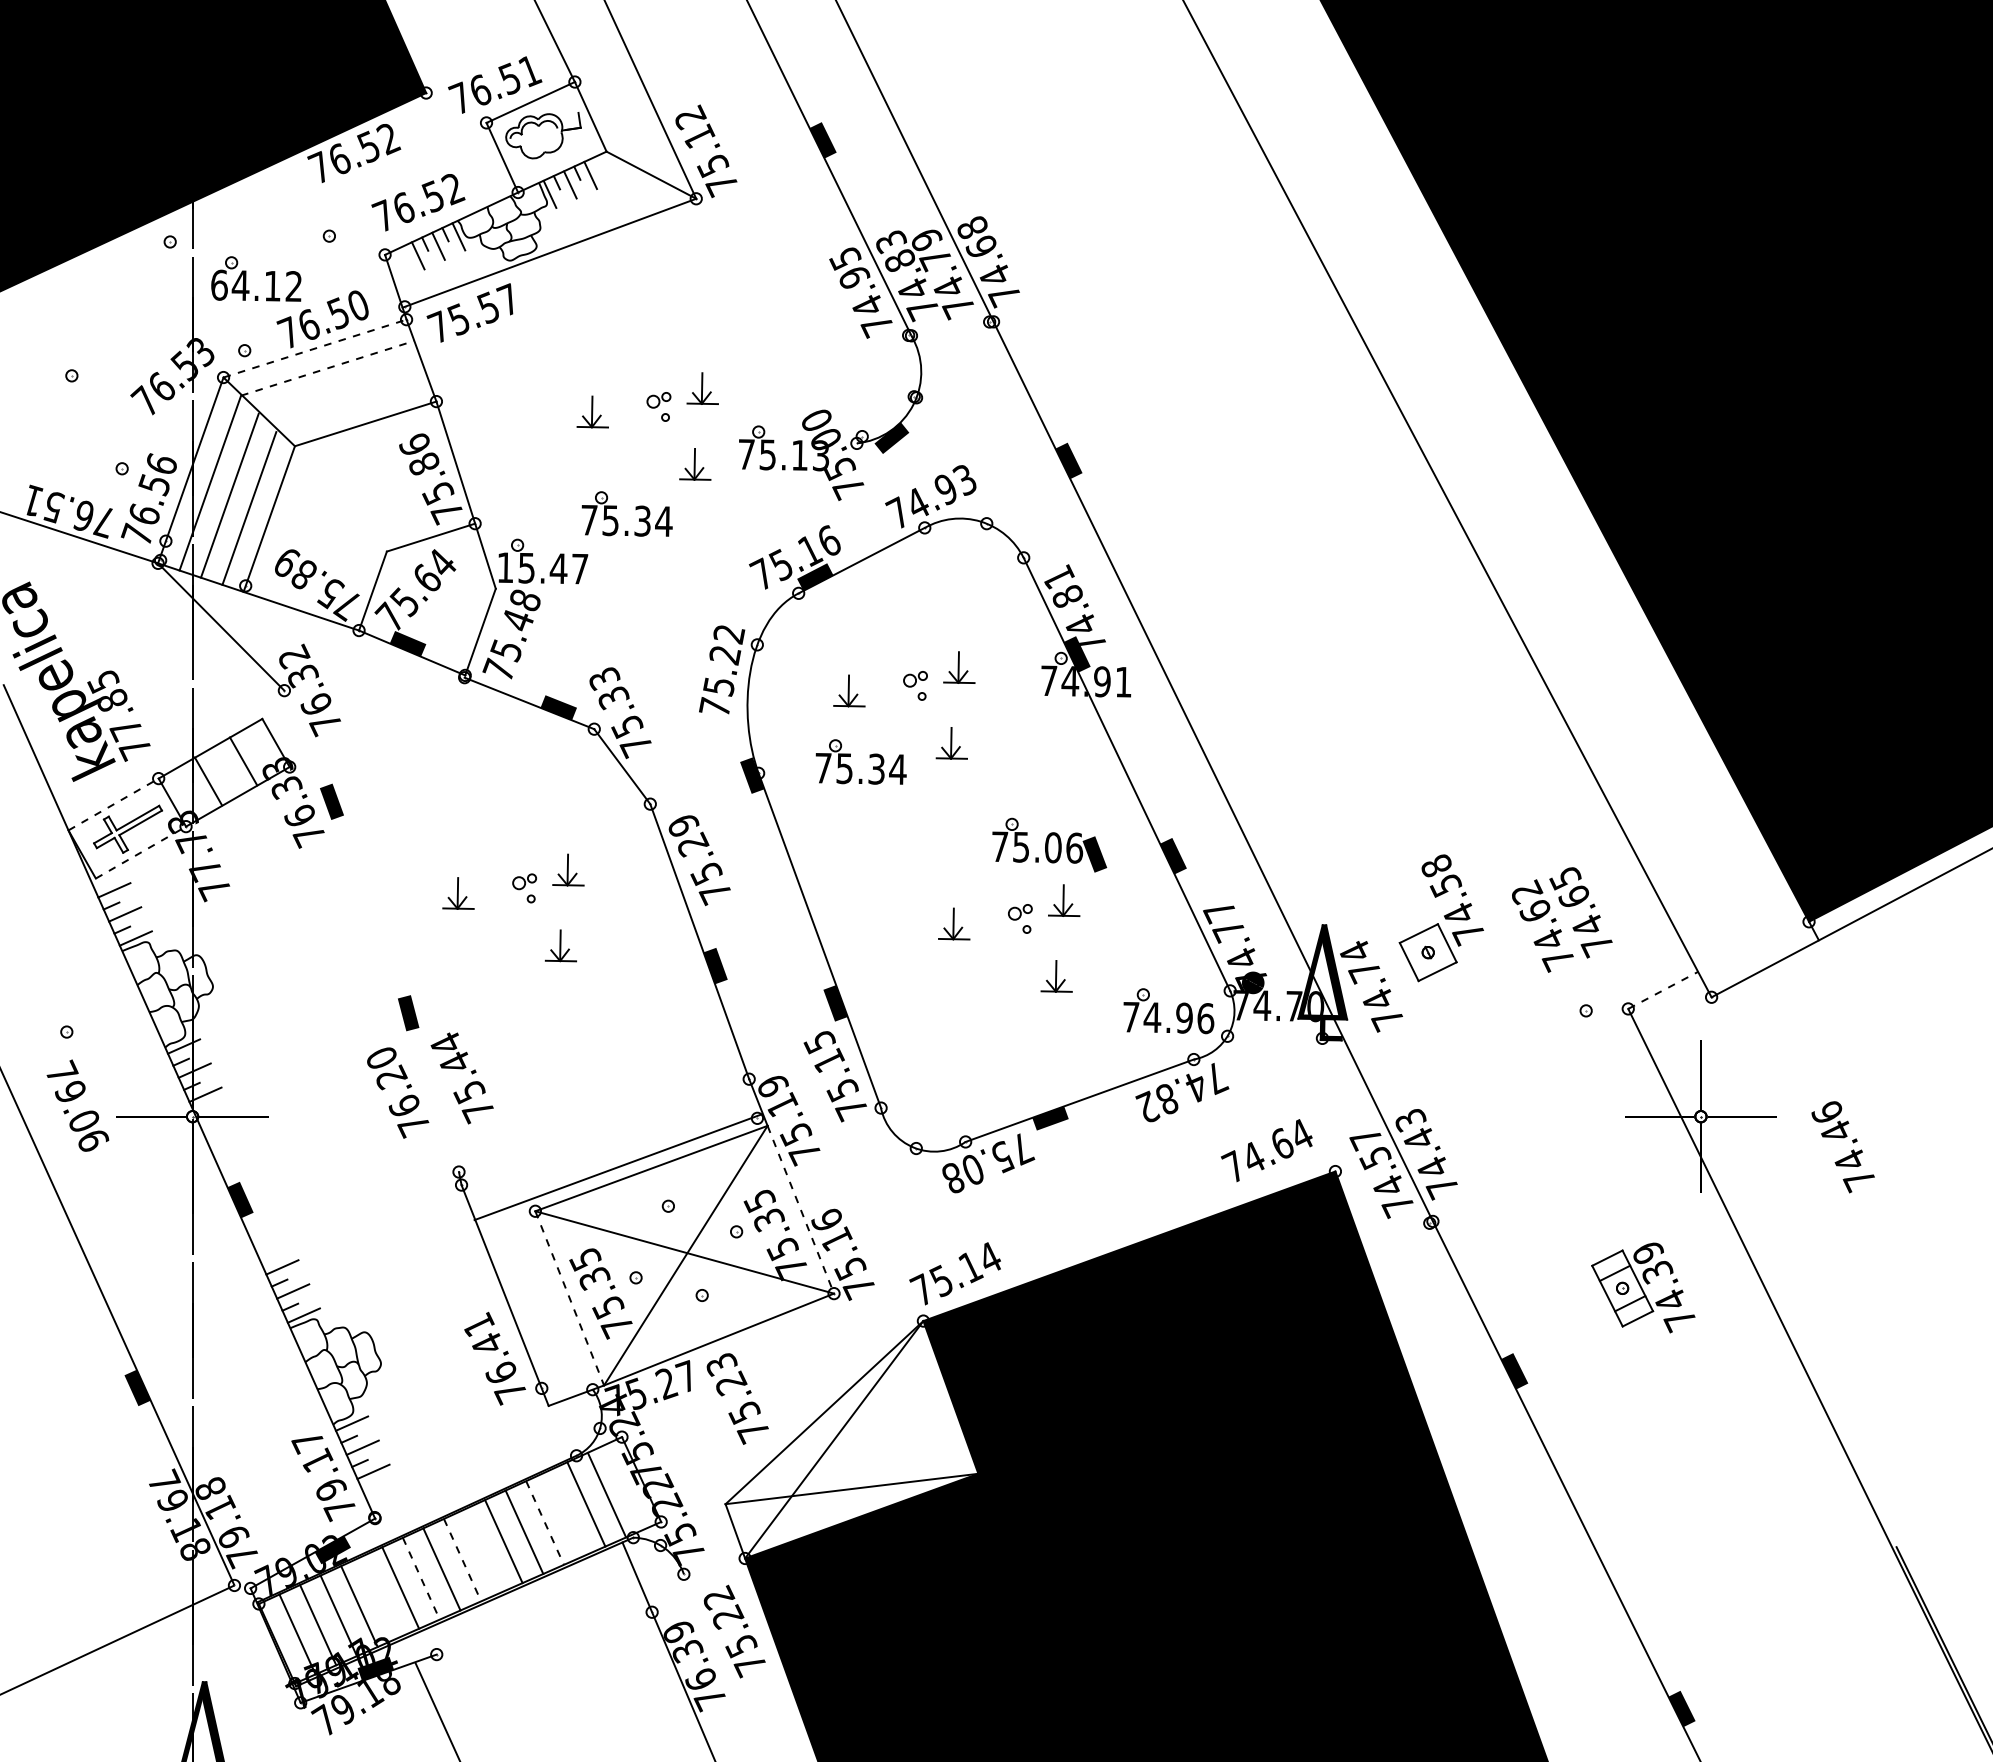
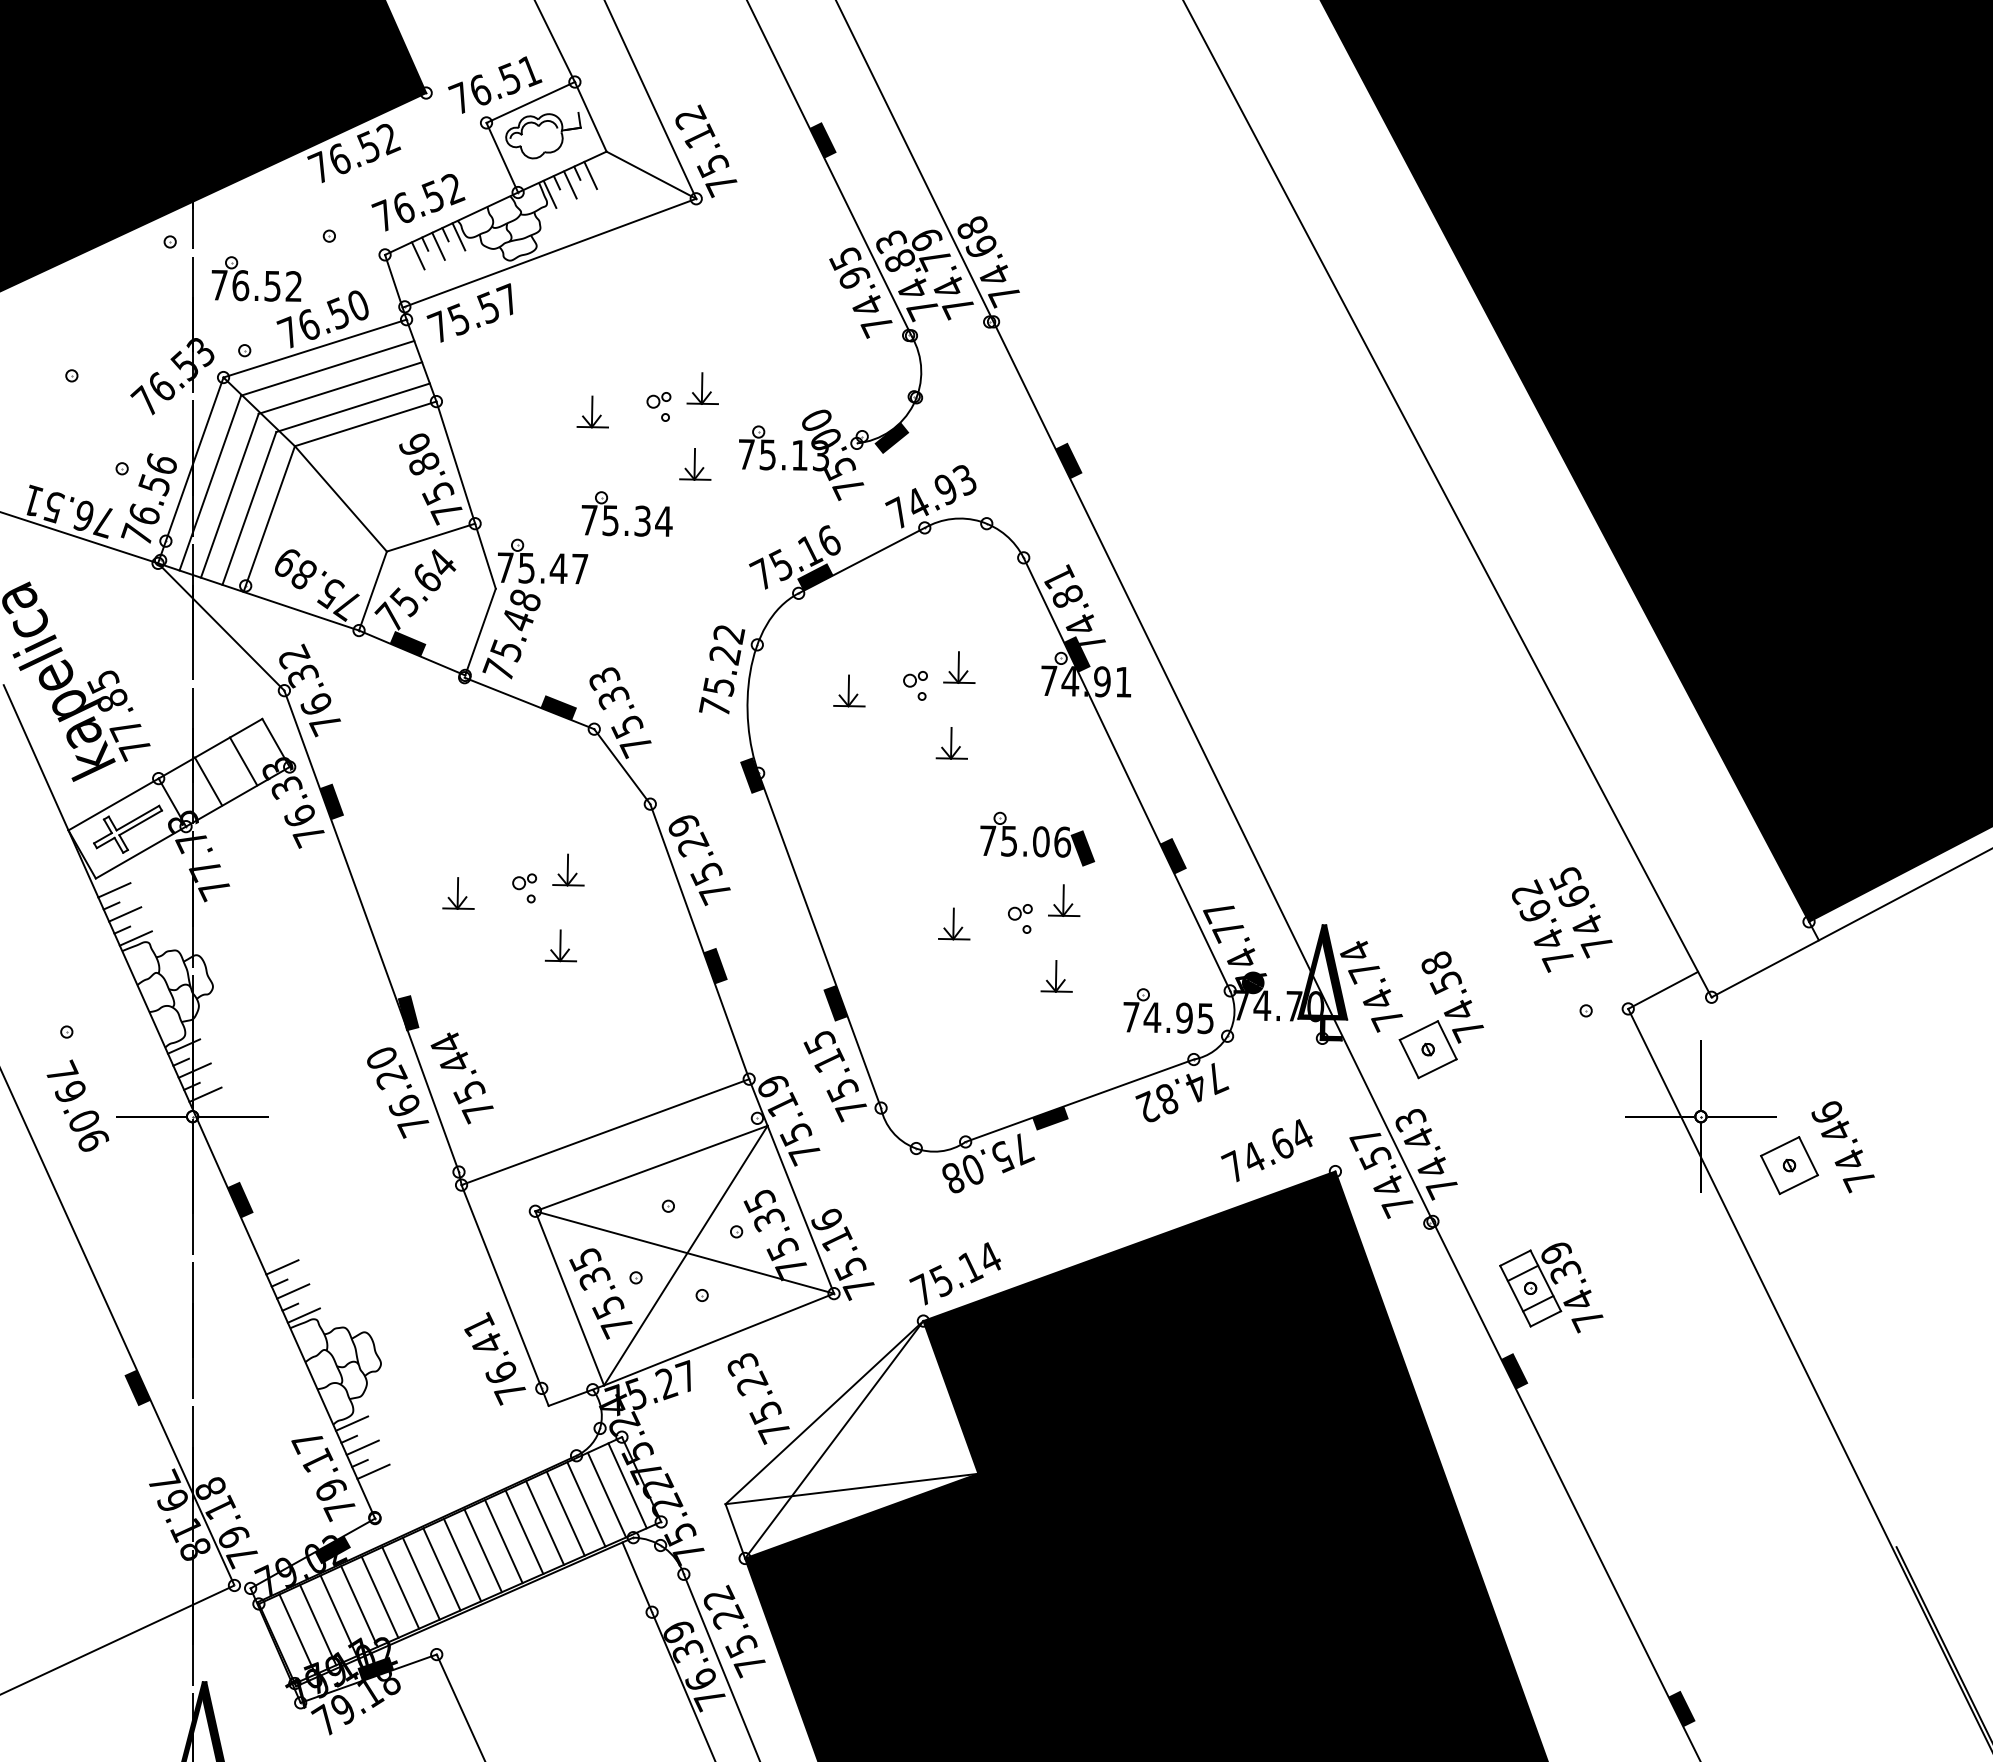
text: 64.12 -> 76.52 (245, 285)
line: dashed -> solid (315, 348)
line: dashed -> solid (327, 368)
line: none -> present (340, 387)
line: none -> present (352, 407)
line: none -> present (340, 498)
text: 15.47 -> 75.47 (505, 567)
part: present -> none (869, 757)
line: dashed -> solid (114, 804)
part position: (1049, 844) -> (1037, 838) (1037, 838)
line: dashed -> solid (141, 852)
part position: (1440, 918) -> (1440, 1015) (1440, 1015)
line: none -> present (371, 931)
line: dashed -> solid (1663, 990)
text: 74.96 -> 74.95 (1205, 1018)
part: none -> present (1789, 1165)
line position: (618, 1167) -> (605, 1132) (605, 1132)
line: dashed -> solid (801, 1210)
part position: (1643, 1287) -> (1551, 1287) (1551, 1287)
line: dashed -> solid (569, 1298)
text position: (737, 1398) -> (758, 1398) (758, 1398)
line: none -> present (627, 1485)
line: none -> present (565, 1513)
line: dashed -> solid (545, 1523)
line: none -> present (482, 1550)
line: dashed -> solid (462, 1560)
line: dashed -> solid (421, 1578)
line: none -> present (379, 1596)
line: none -> present (720, 1666)
line position: (436, 1710) -> (459, 1706) (459, 1706)
